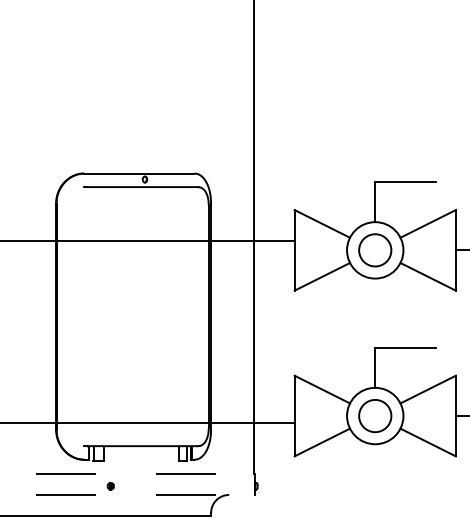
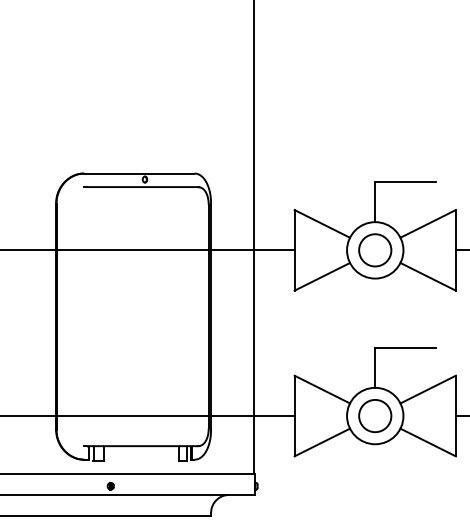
line position: (148, 241) -> (148, 250) (148, 250)
line position: (148, 423) -> (148, 416) (148, 416)
line: dashed -> solid (127, 473)
line: dashed -> solid (127, 494)
